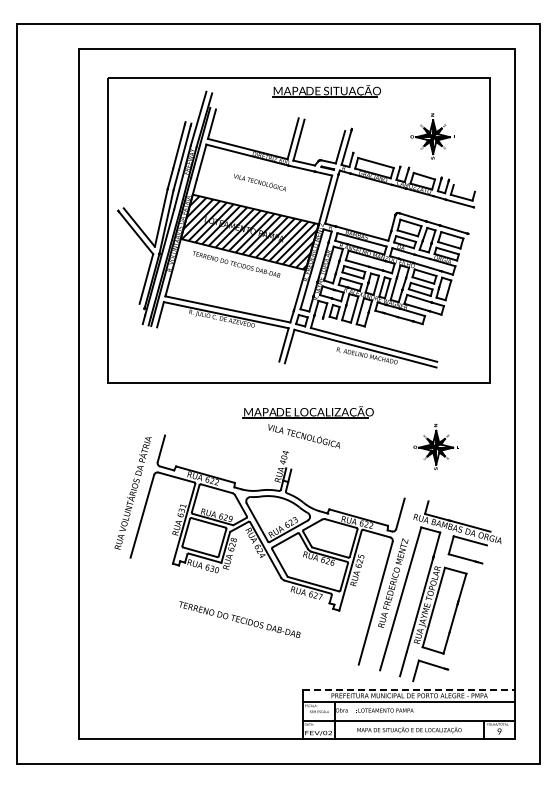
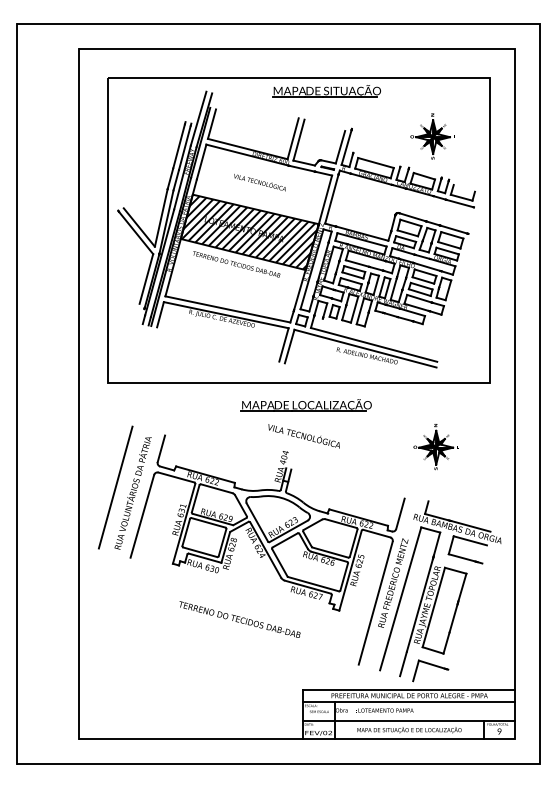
part position: (307, 412) -> (305, 405) (305, 405)
line: none -> present (115, 487)
line: dashed -> solid (409, 689)
